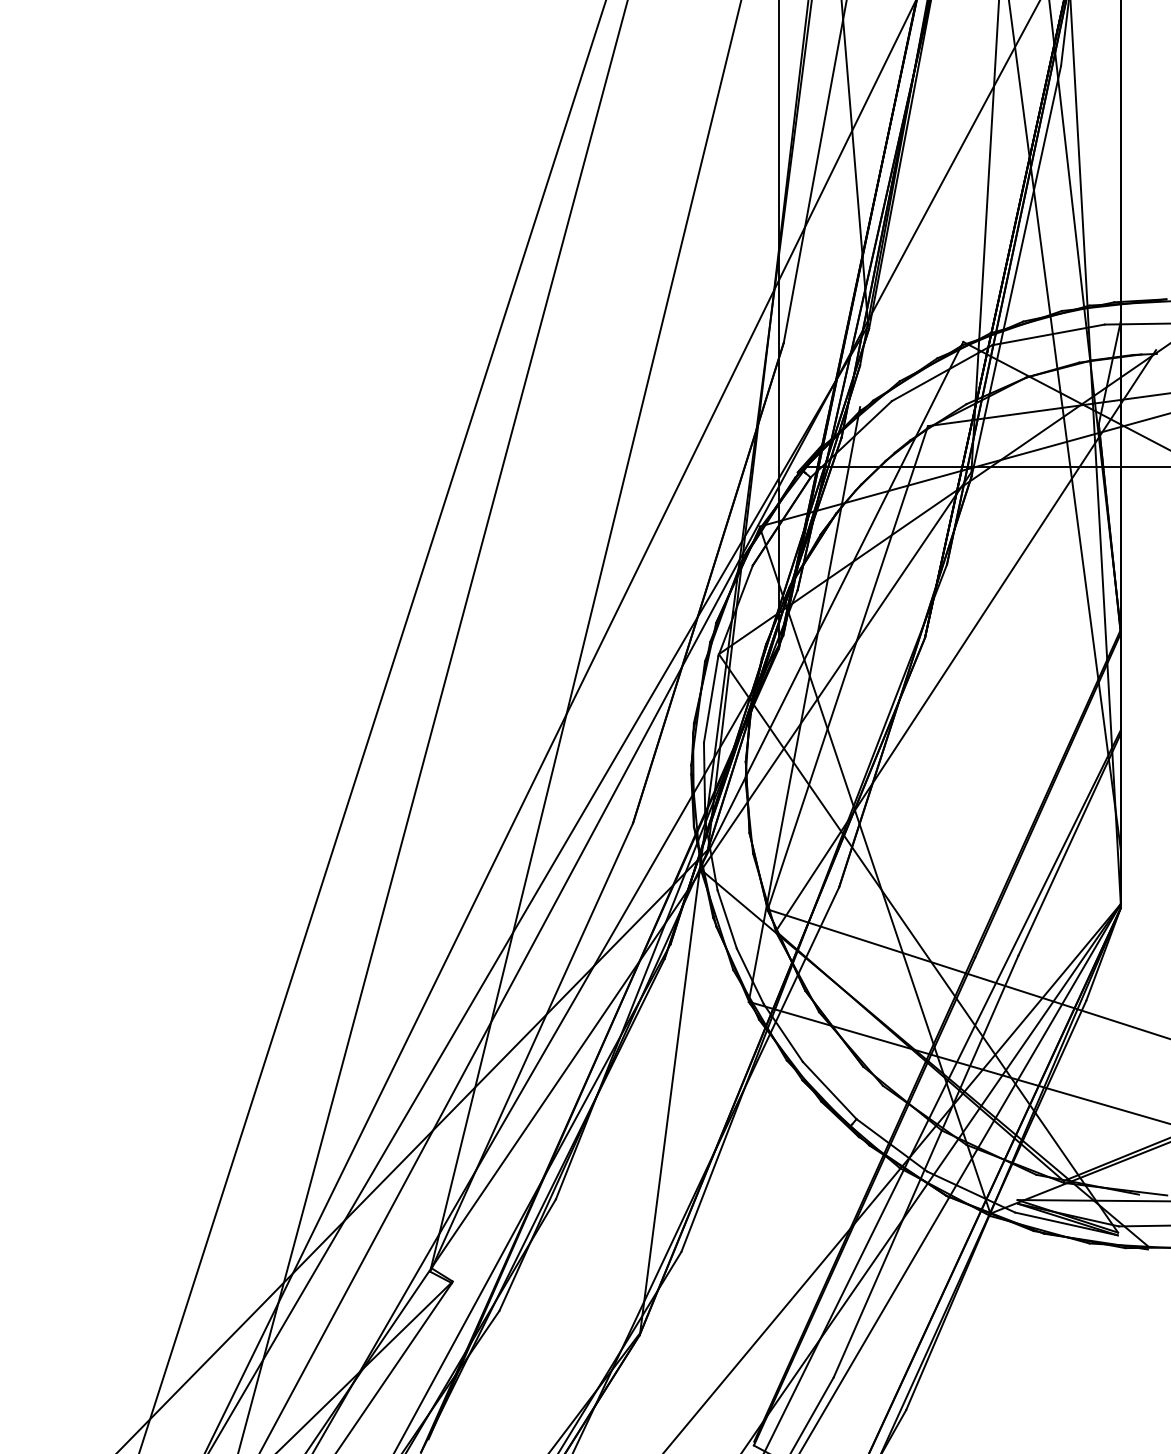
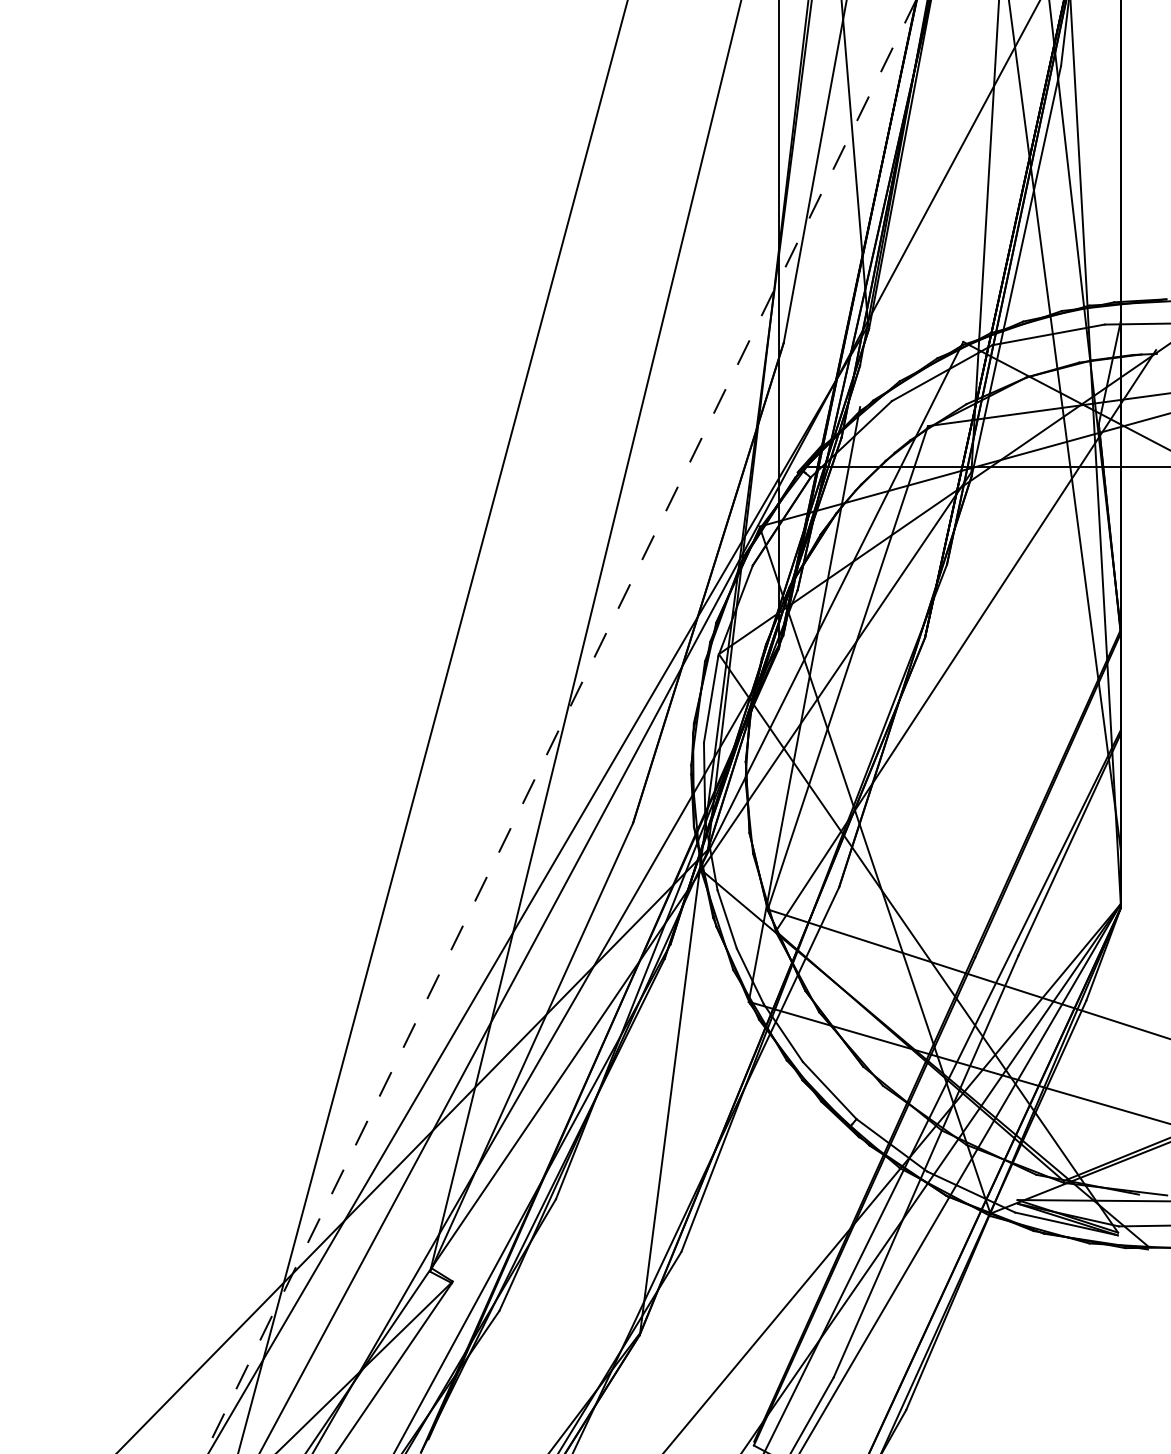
line: present -> none (372, 726)
line: solid -> dashed (560, 726)
